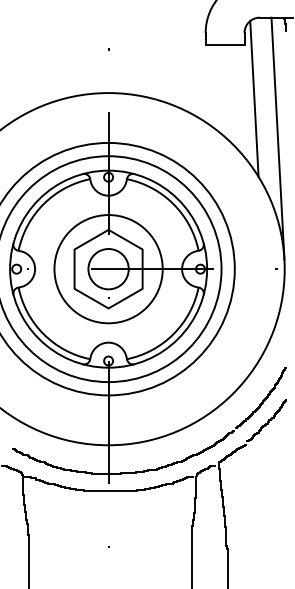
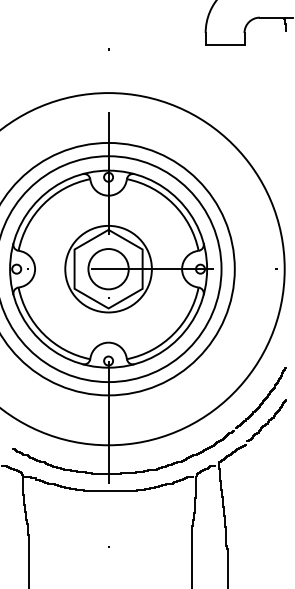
line: present -> none (254, 98)
line: present -> none (277, 138)
circle diameter: 108 px -> 87 px (108, 268)
